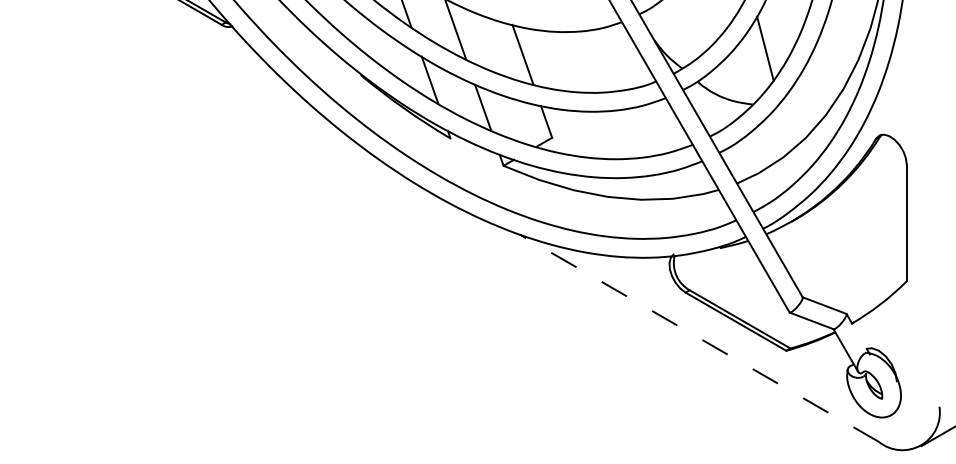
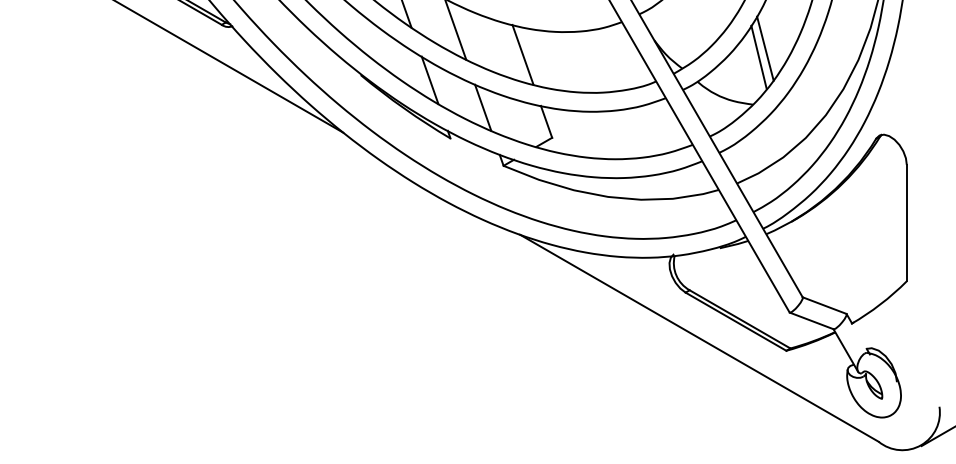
line: none -> present (758, 57)
line: none -> present (230, 67)
line: dashed -> solid (698, 338)
